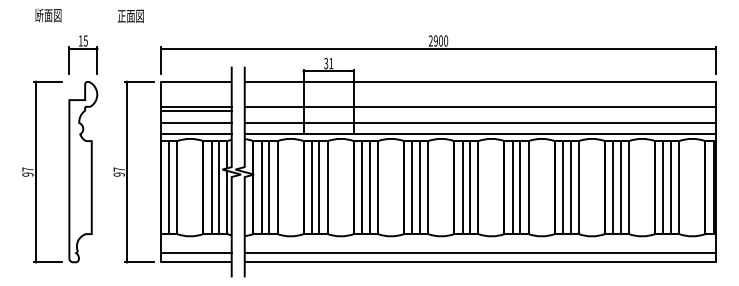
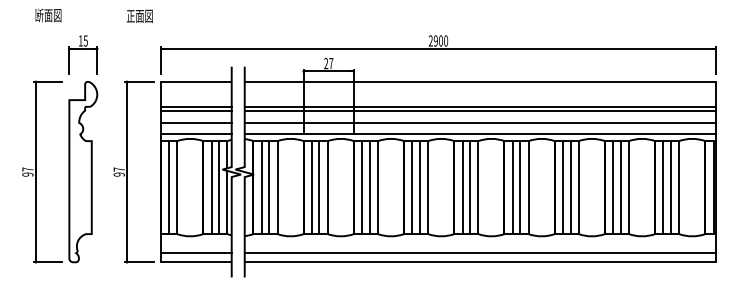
text position: (130, 15) -> (139, 15) (139, 15)
text: 31 -> 27 (328, 63)
line: none -> present (479, 110)
